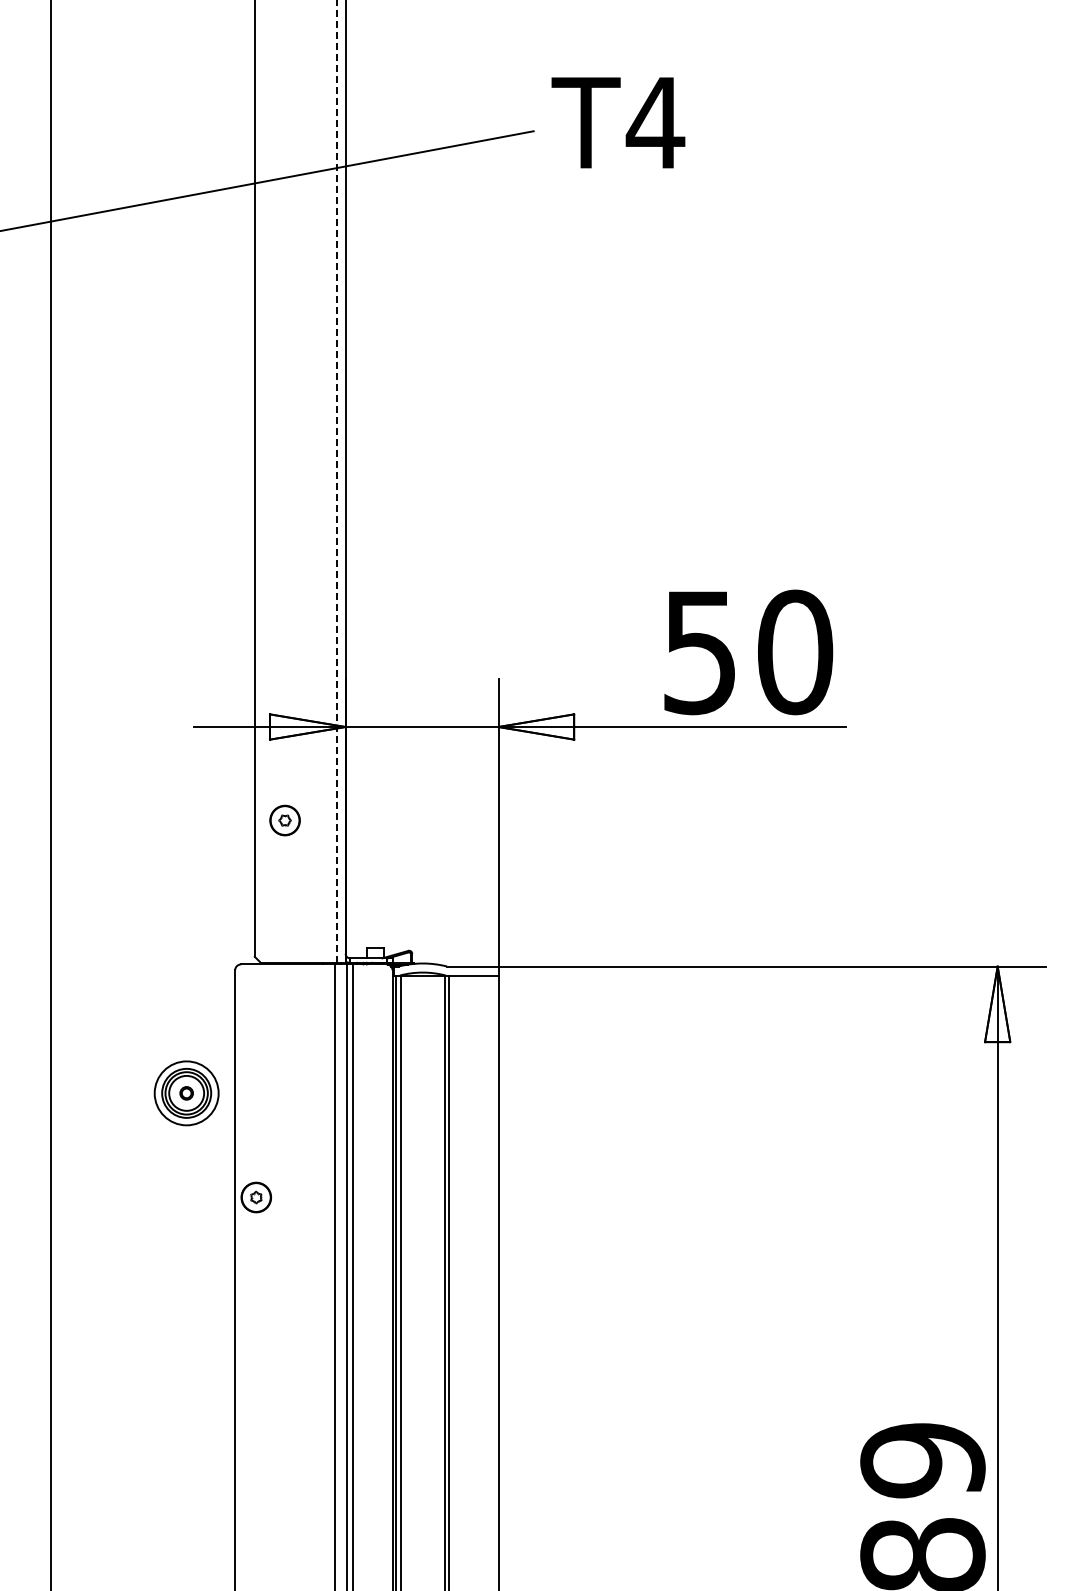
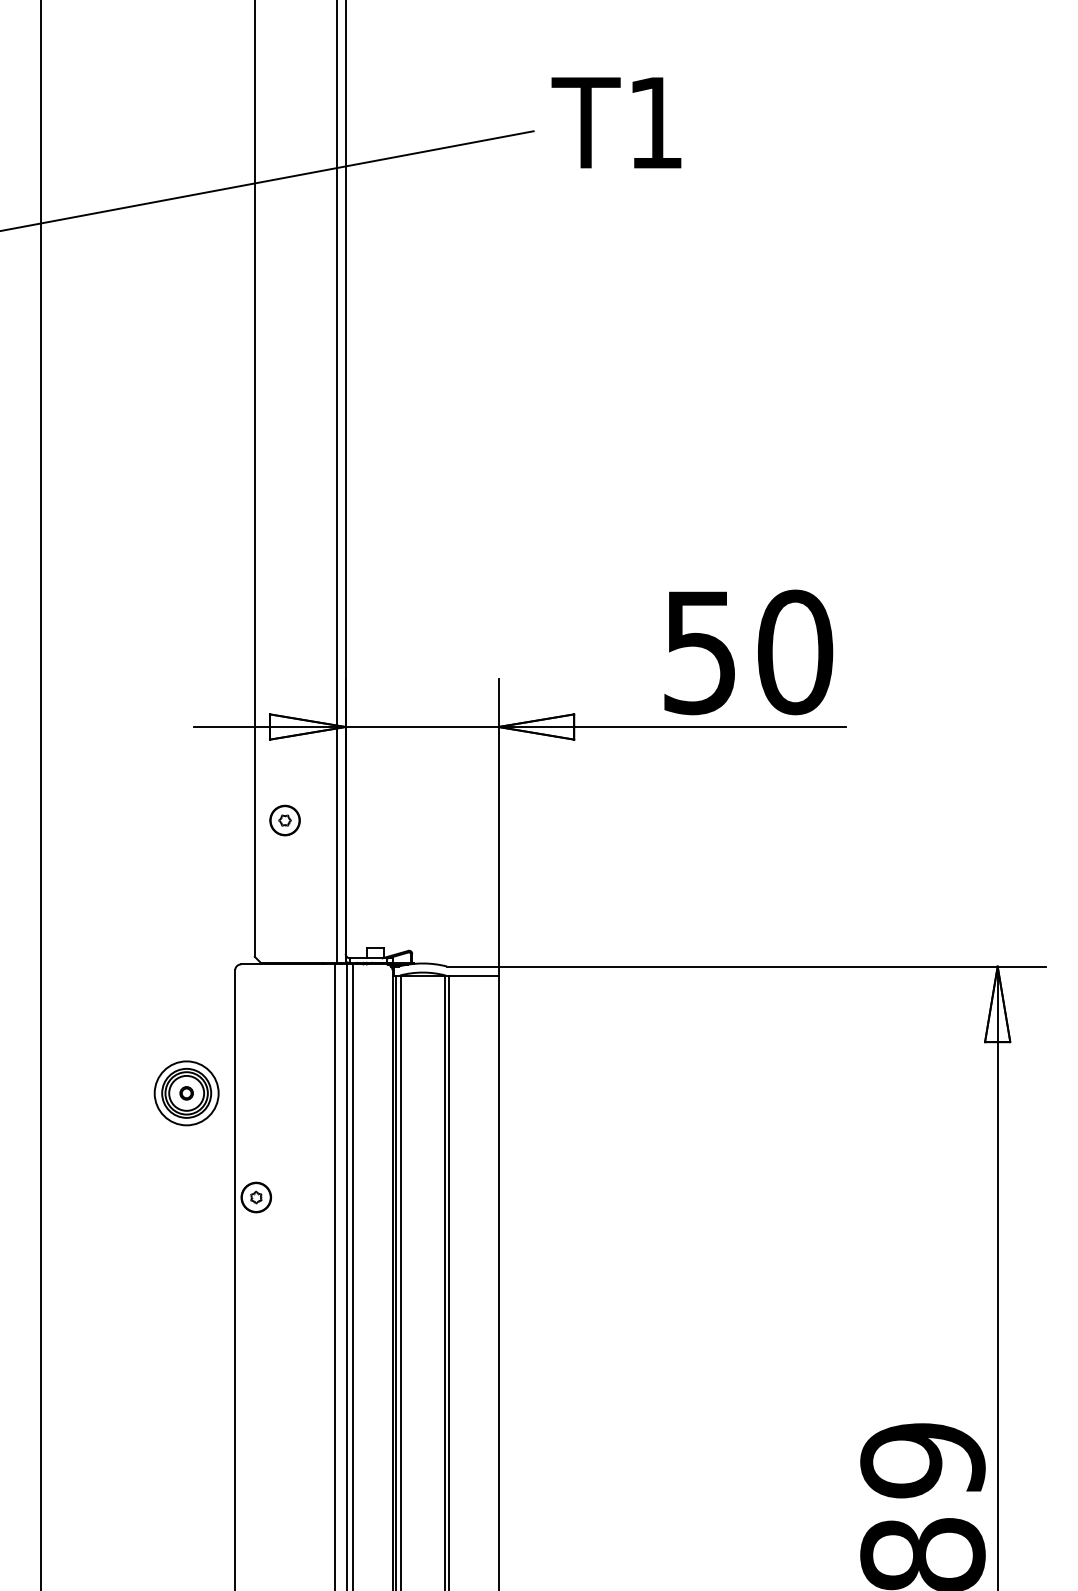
text: T4 -> T1 (655, 122)
line: dashed -> solid (336, 481)
line position: (51, 794) -> (41, 794) (41, 794)
